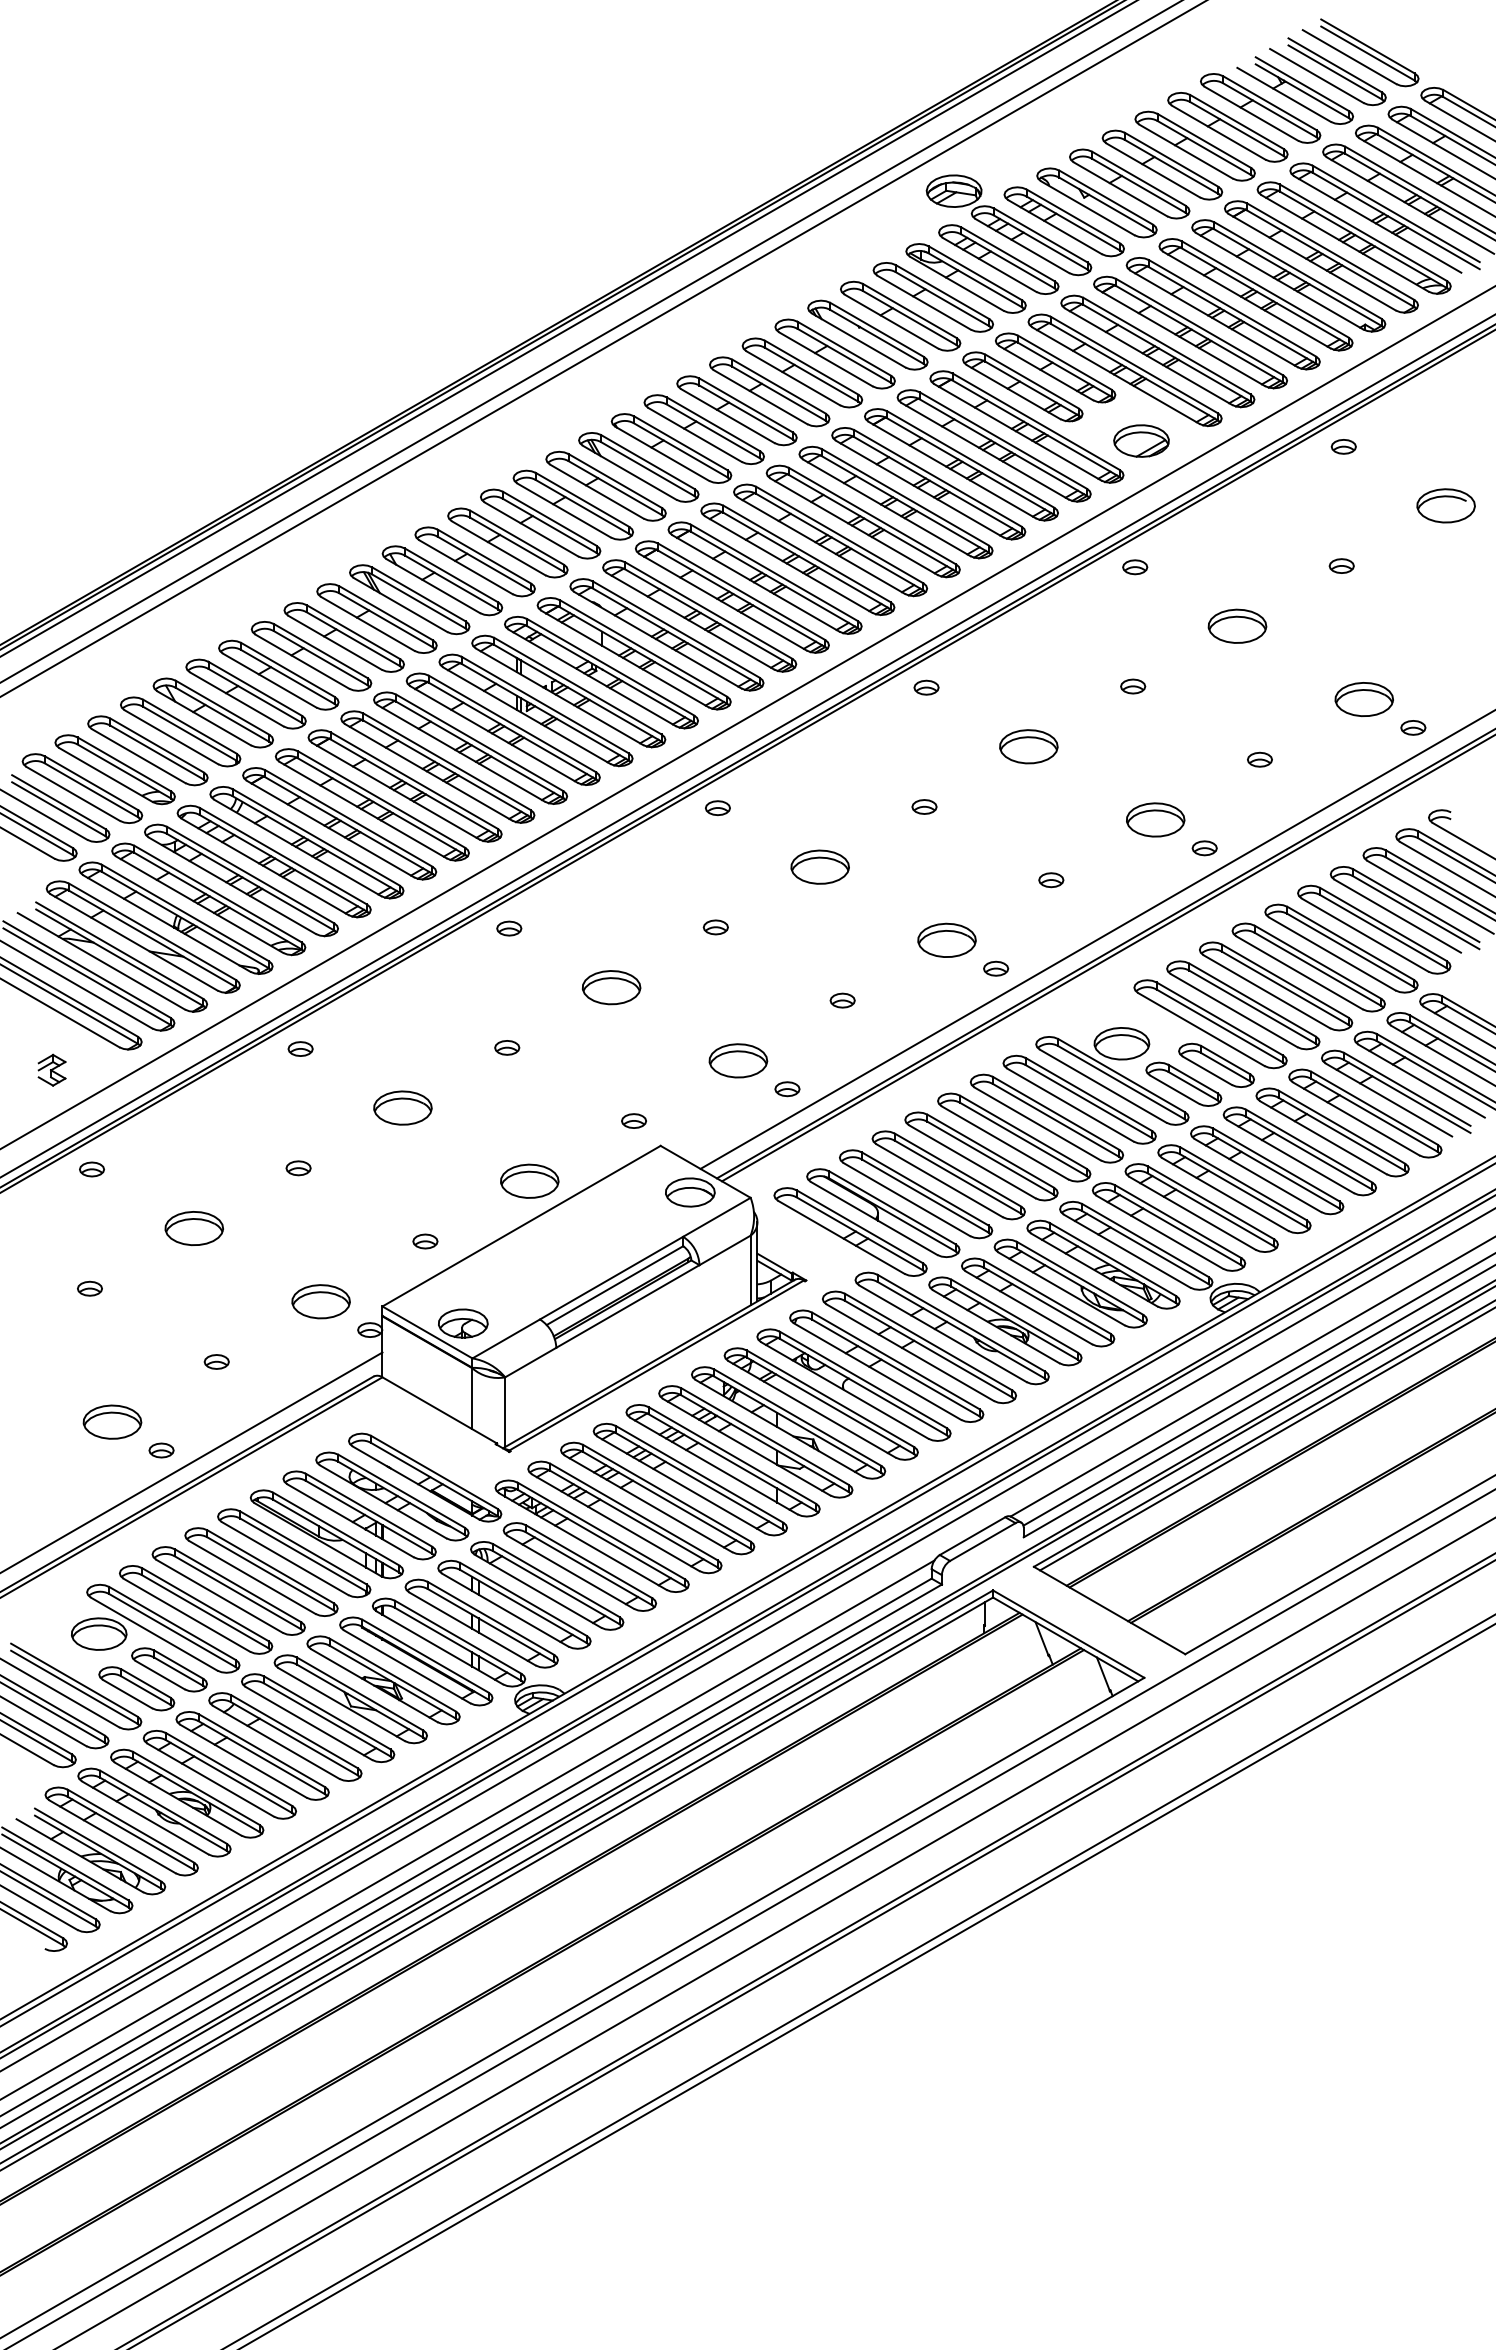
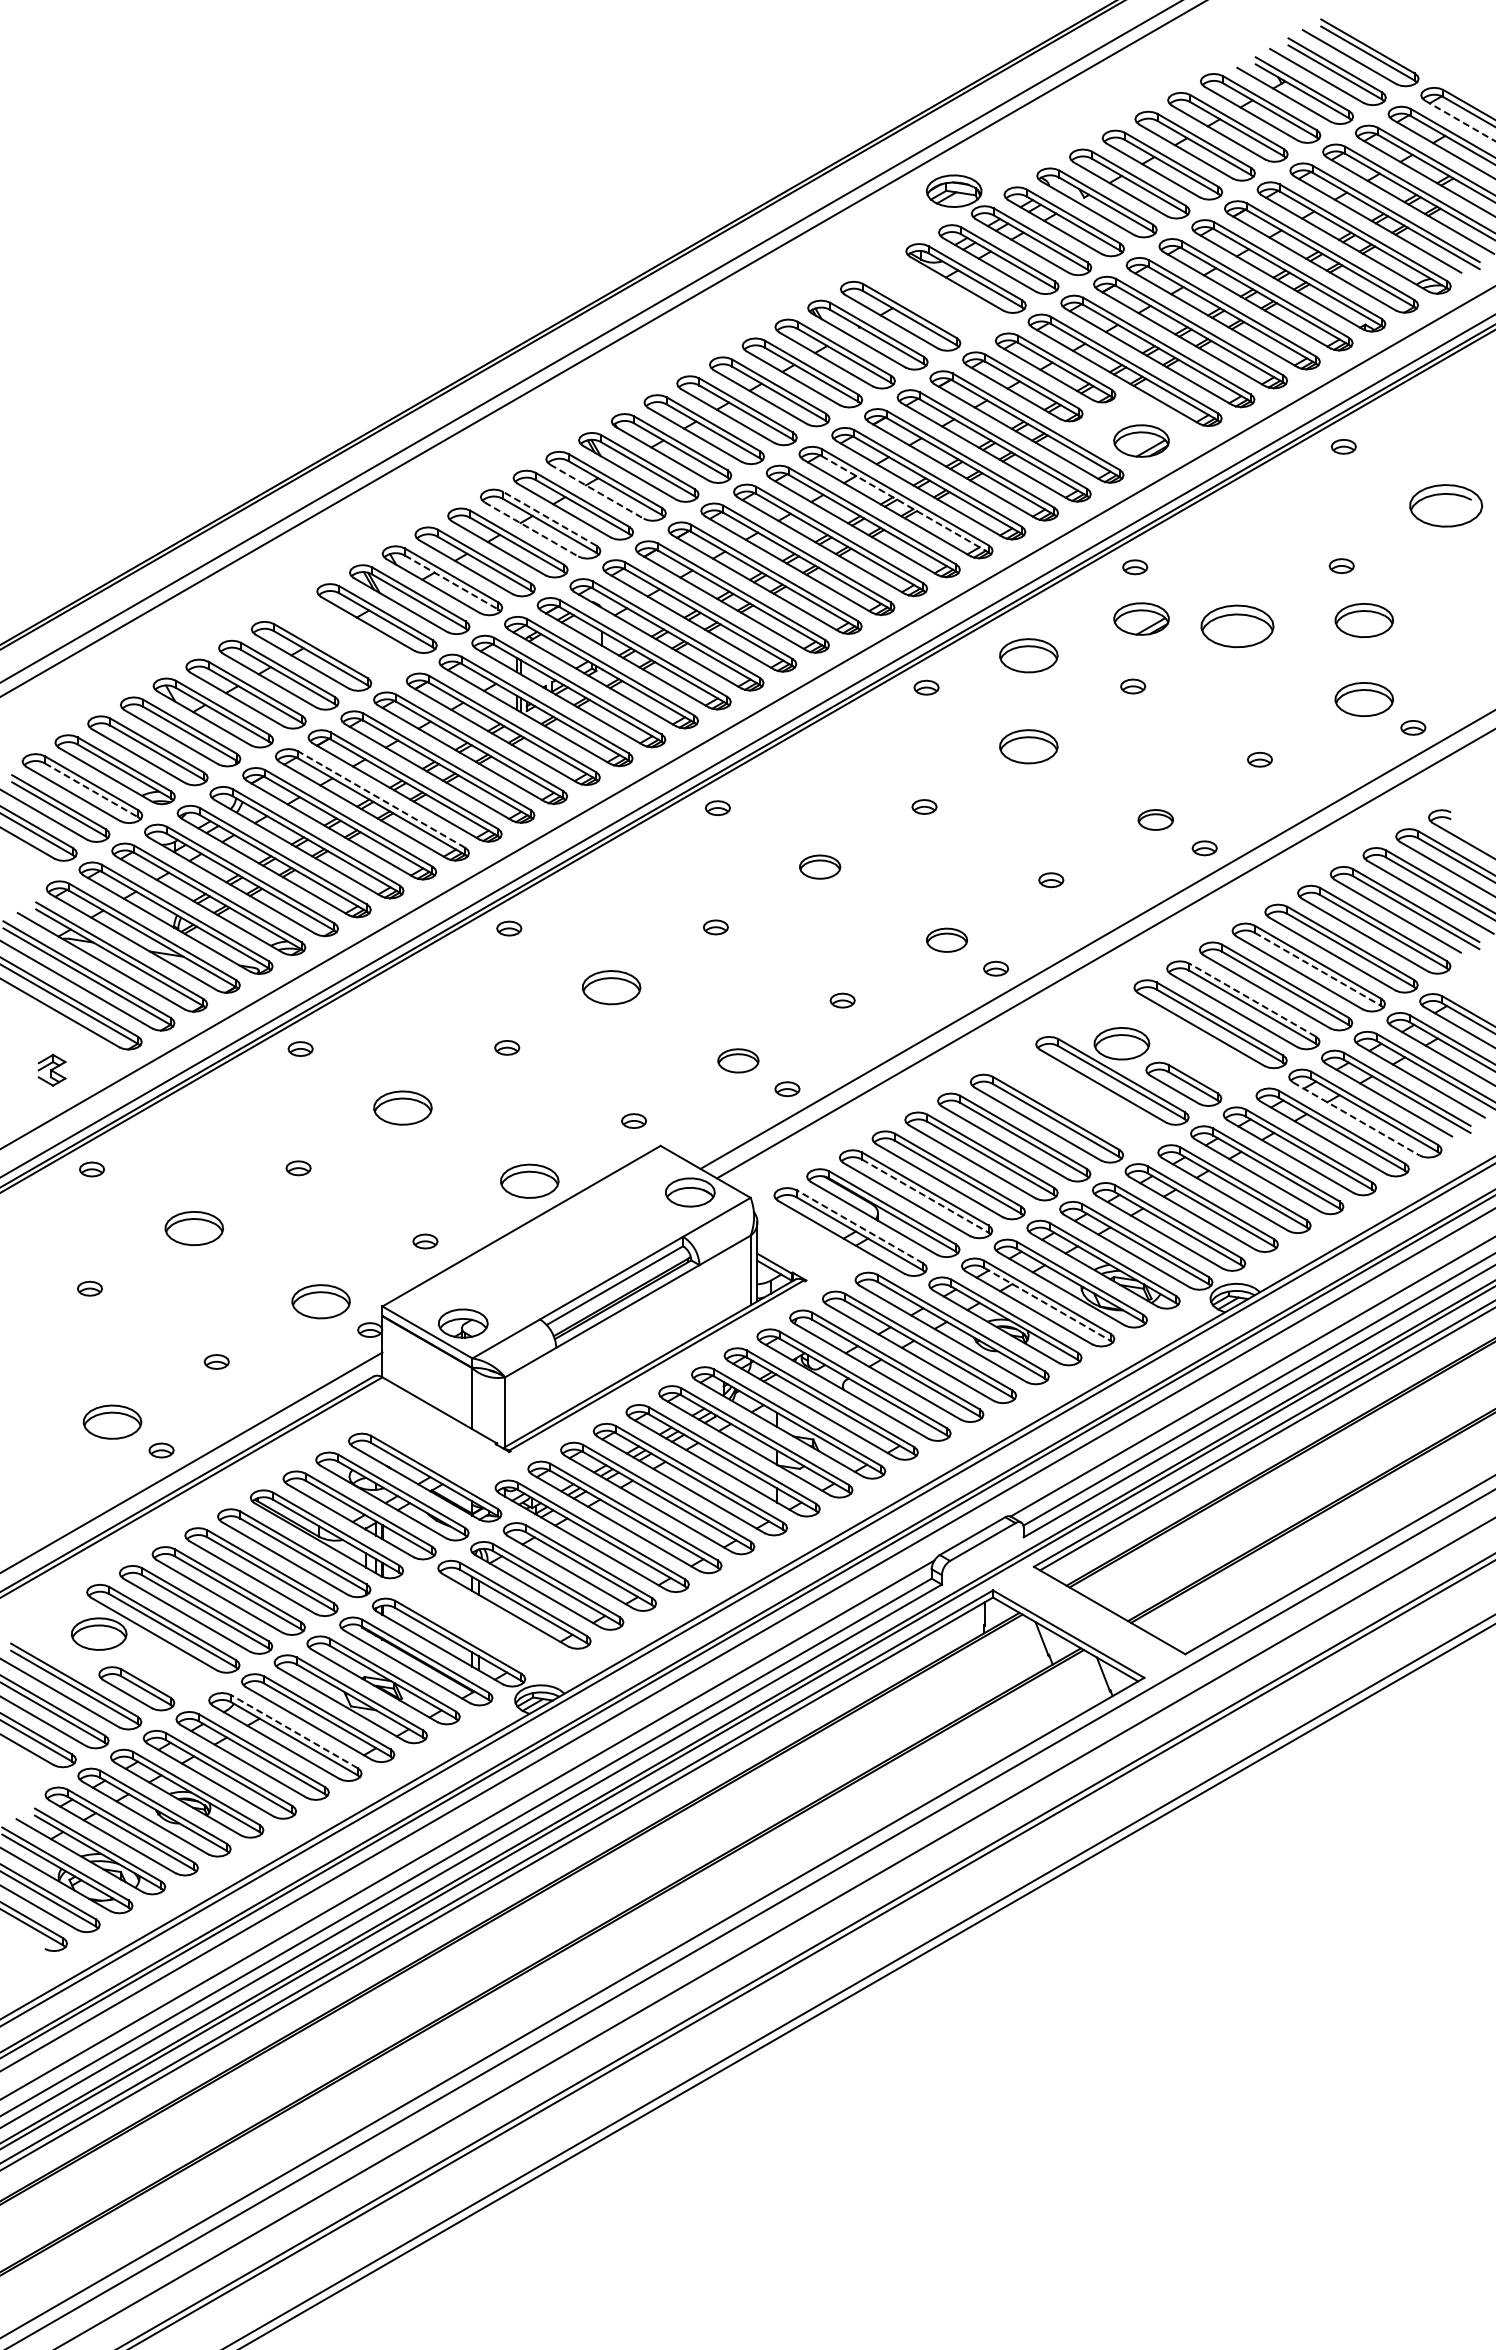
line: solid -> dashed (1460, 121)
part: present -> none (932, 297)
line: present -> none (567, 328)
line: solid -> dashed (597, 491)
line: solid -> dashed (905, 504)
part size: 60x36 px -> 75x44 px (1446, 505)
line: solid -> dashed (549, 518)
line: solid -> dashed (531, 529)
line: solid -> dashed (452, 582)
part: none -> present (1141, 618)
part: none -> present (1363, 620)
part size: 61x36 px -> 75x45 px (1237, 626)
part: present -> none (343, 637)
part: none -> present (1028, 655)
line: solid -> dashed (92, 790)
line: solid -> dashed (381, 799)
part size: 60x36 px -> 37x22 px (1155, 819)
part size: 60x36 px -> 43x26 px (820, 866)
part size: 60x36 px -> 43x26 px (947, 939)
line: present -> none (1107, 958)
line: solid -> dashed (1318, 969)
line: solid -> dashed (1252, 999)
part size: 61x36 px -> 43x26 px (738, 1060)
part: present -> none (1216, 1064)
part: present -> none (1079, 1099)
line: solid -> dashed (1356, 1119)
line: solid -> dashed (925, 1196)
line: solid -> dashed (859, 1226)
line: solid -> dashed (1047, 1304)
part: present -> none (481, 1623)
part: present -> none (169, 1669)
line: solid -> dashed (294, 1731)
